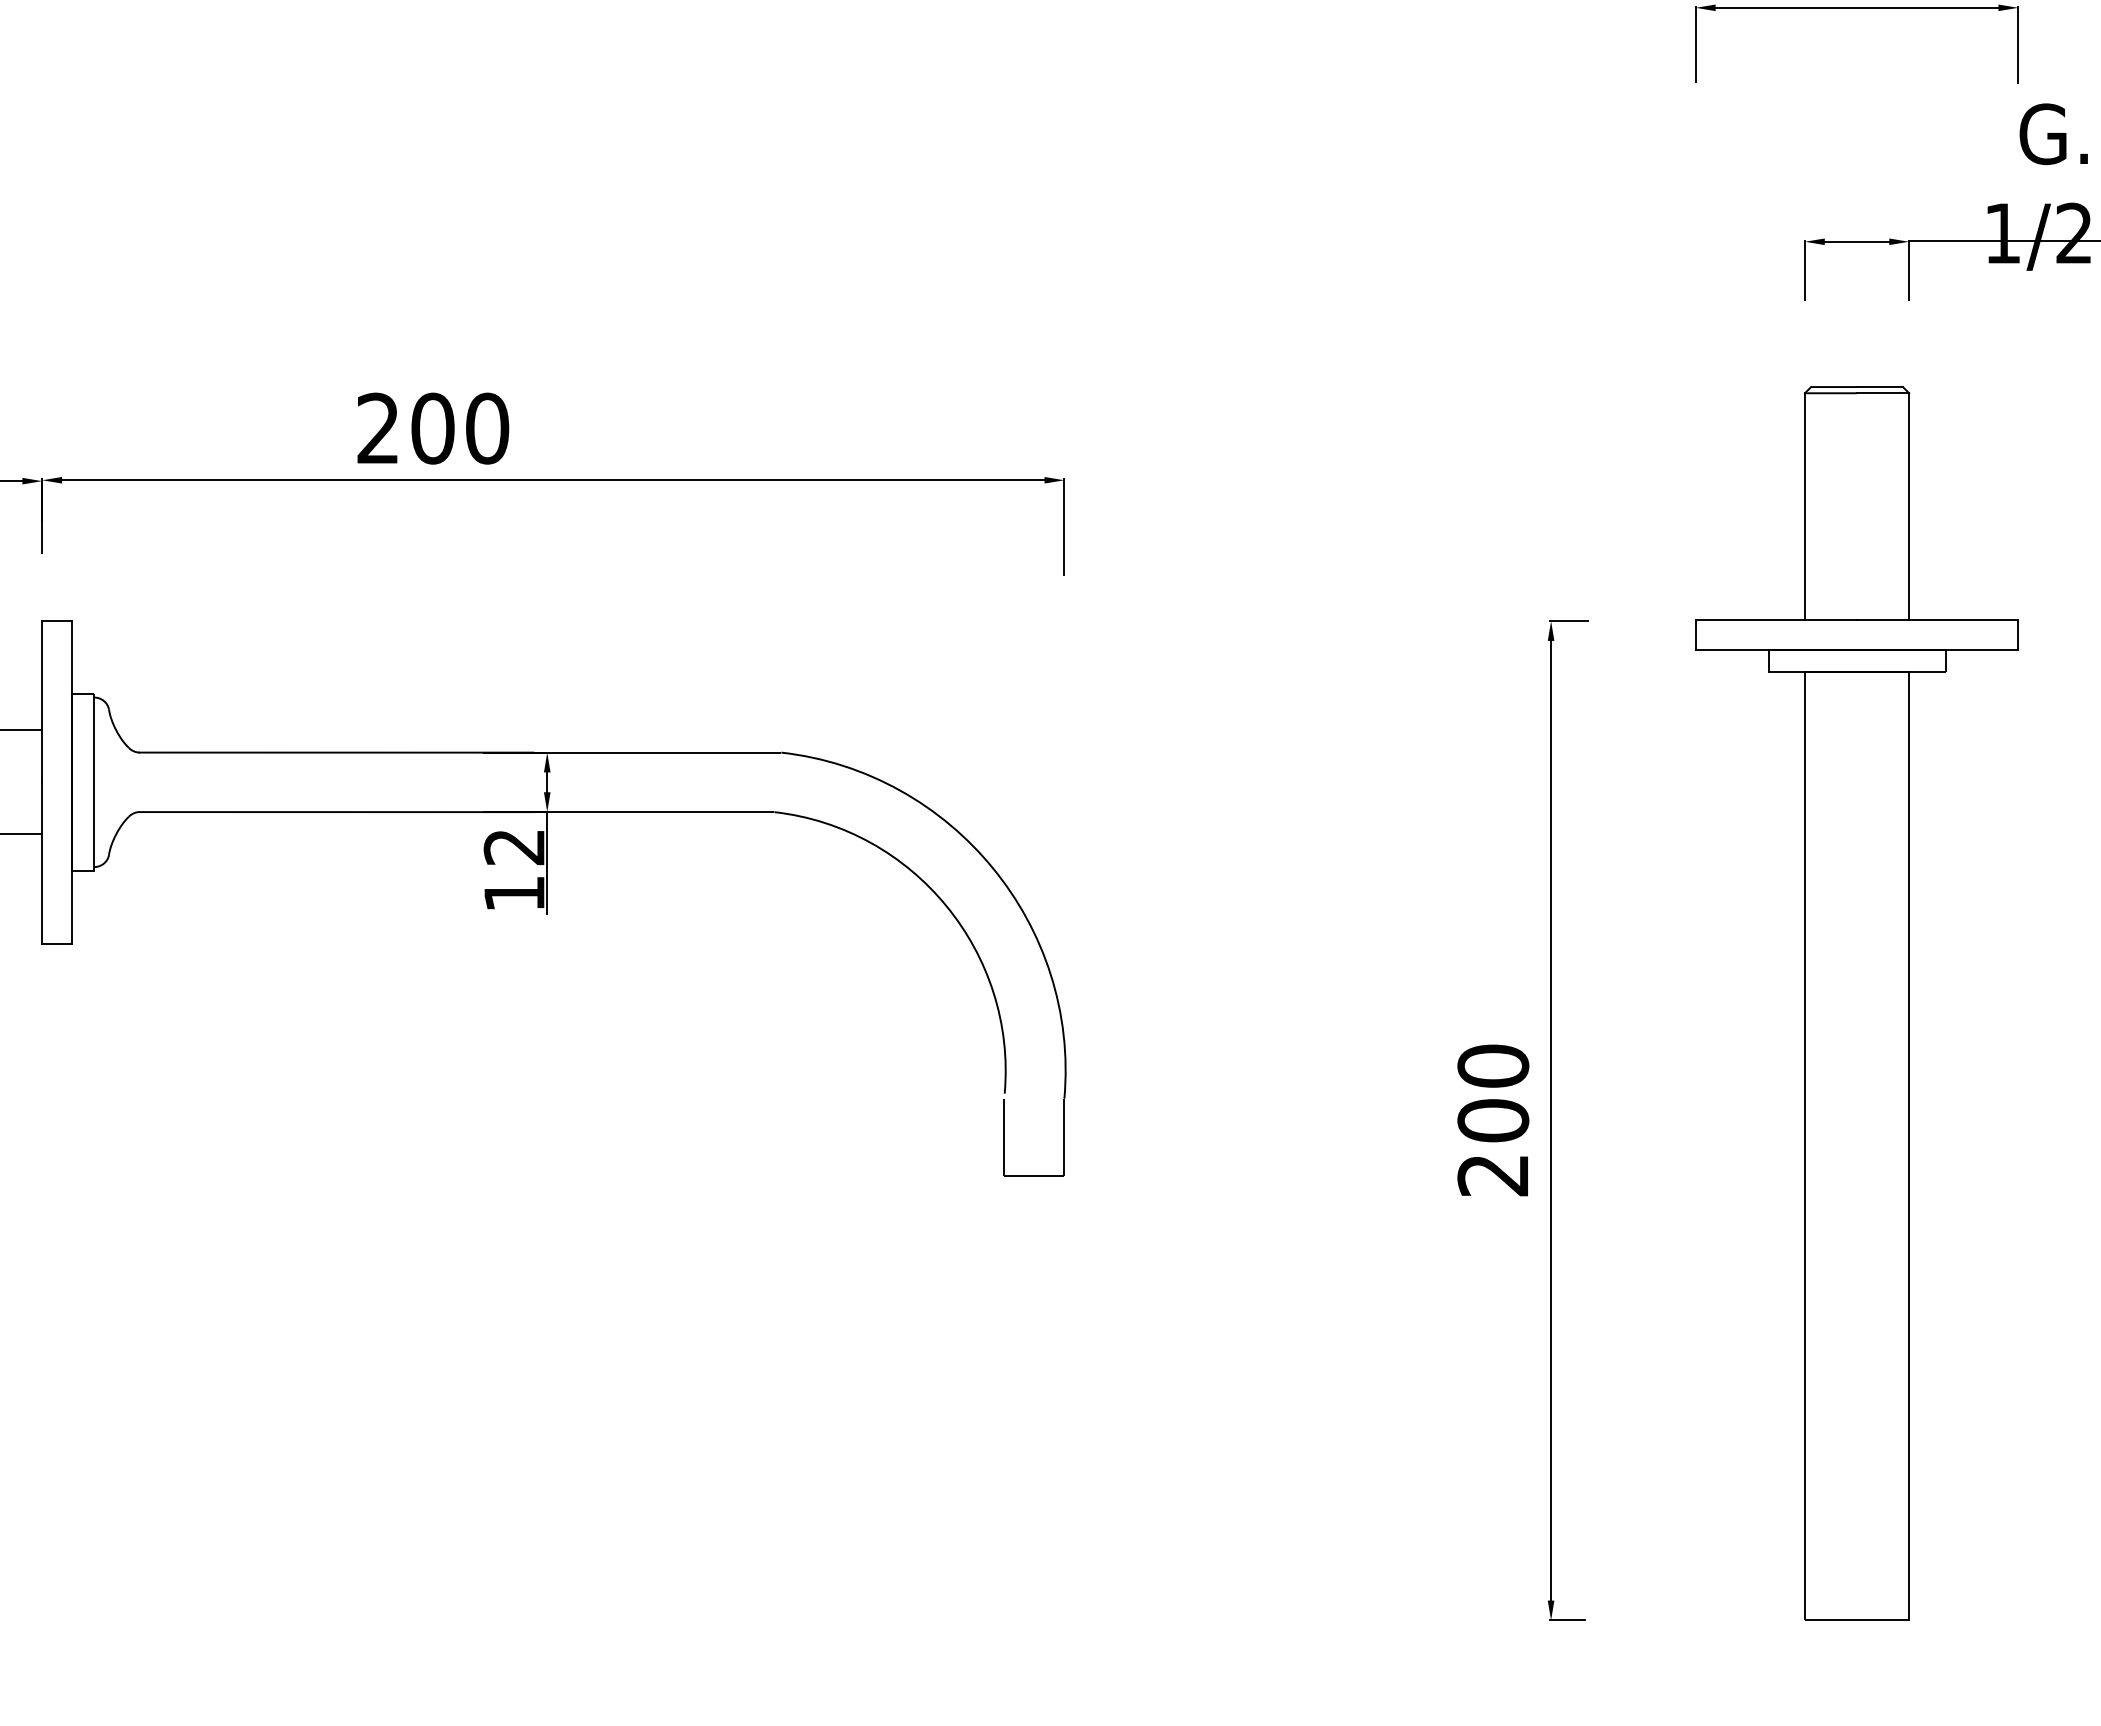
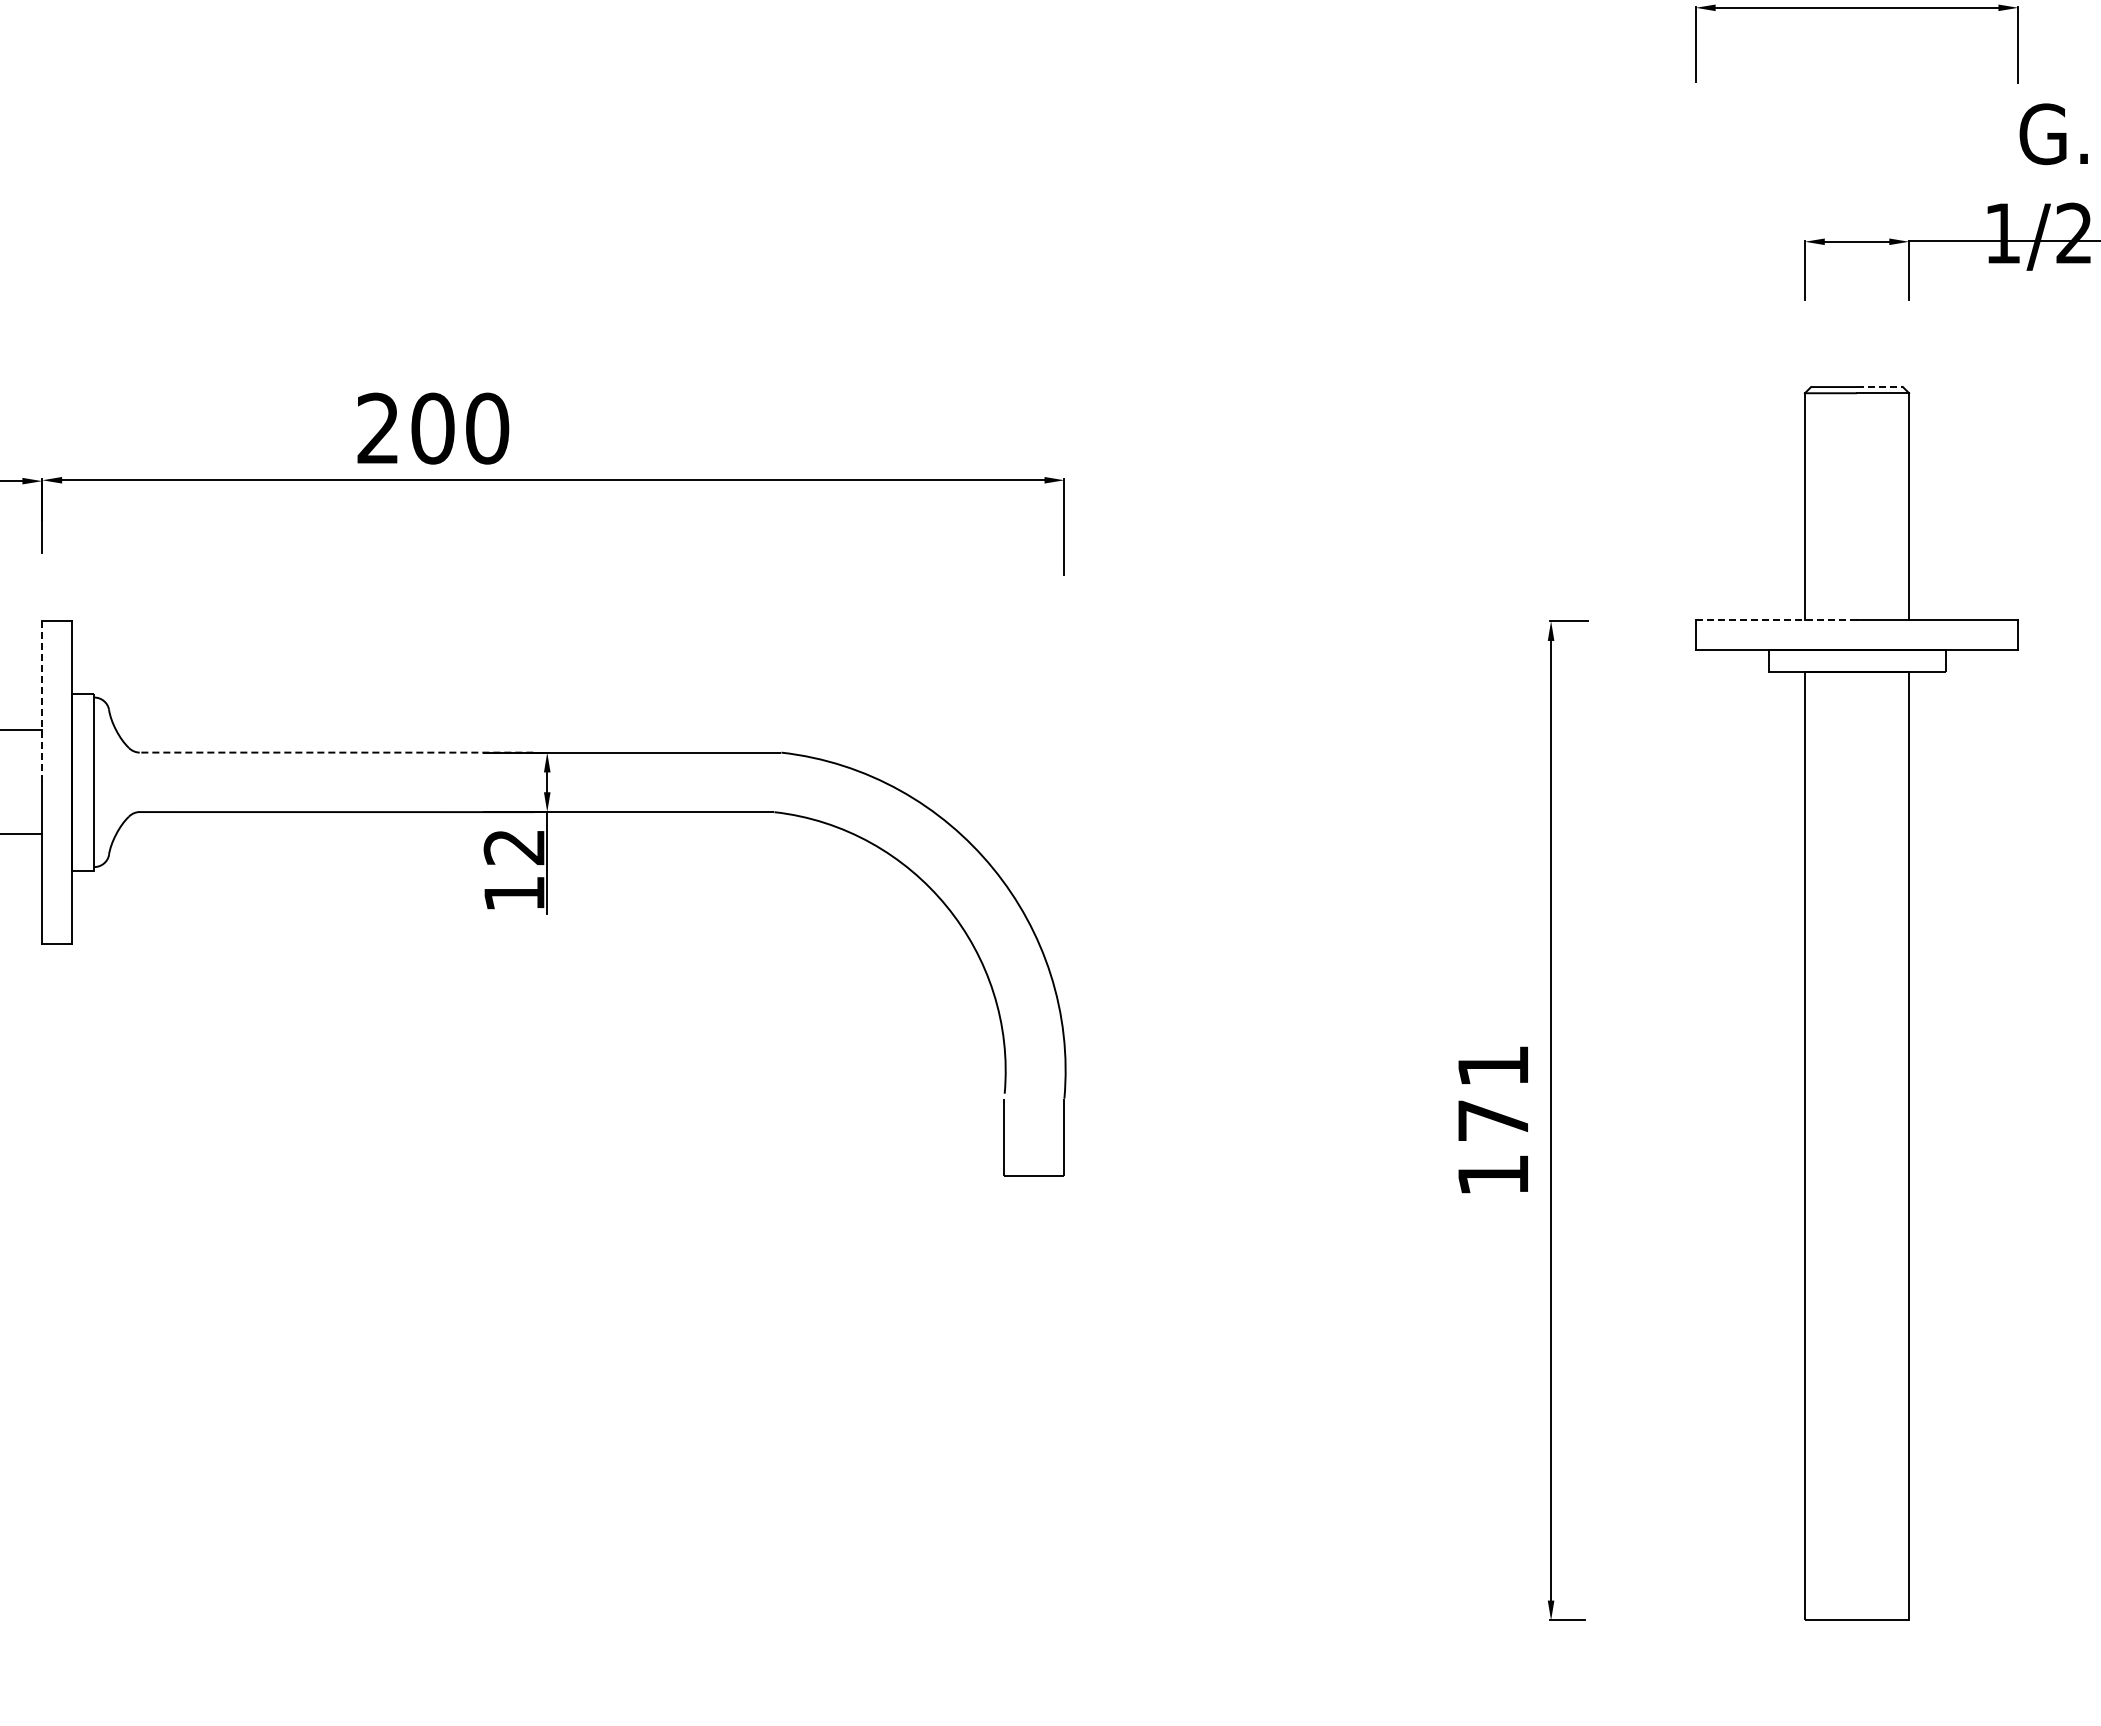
line: solid -> dashed (1879, 387)
line: solid -> dashed (1776, 620)
line: solid -> dashed (42, 701)
line: solid -> dashed (336, 752)
text: 200 -> 171 (1493, 1120)
